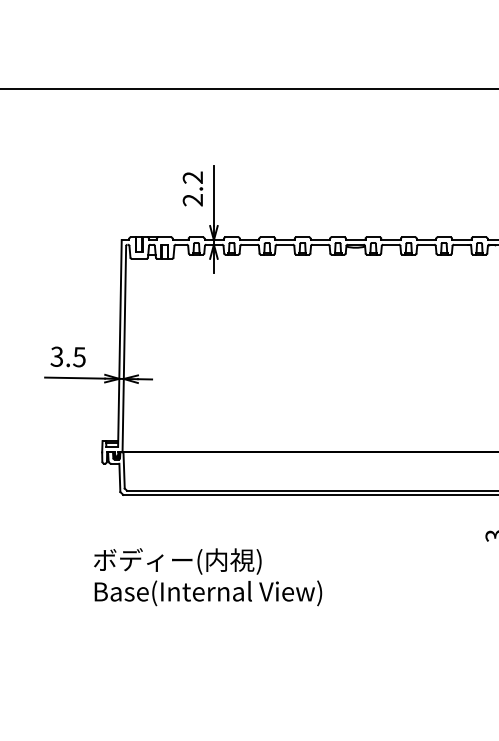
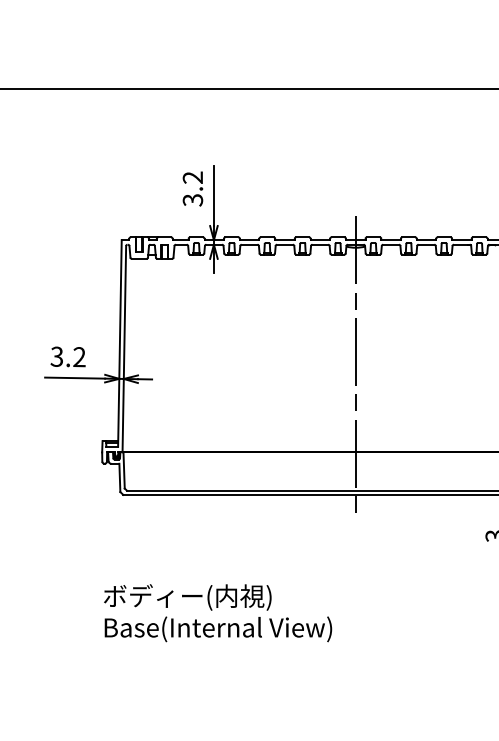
text: 2.2 -> 3.2 (193, 200)
text: 3.5 -> 3.2 (79, 357)
line: none -> present (355, 366)
text position: (208, 577) -> (218, 613) (218, 613)
